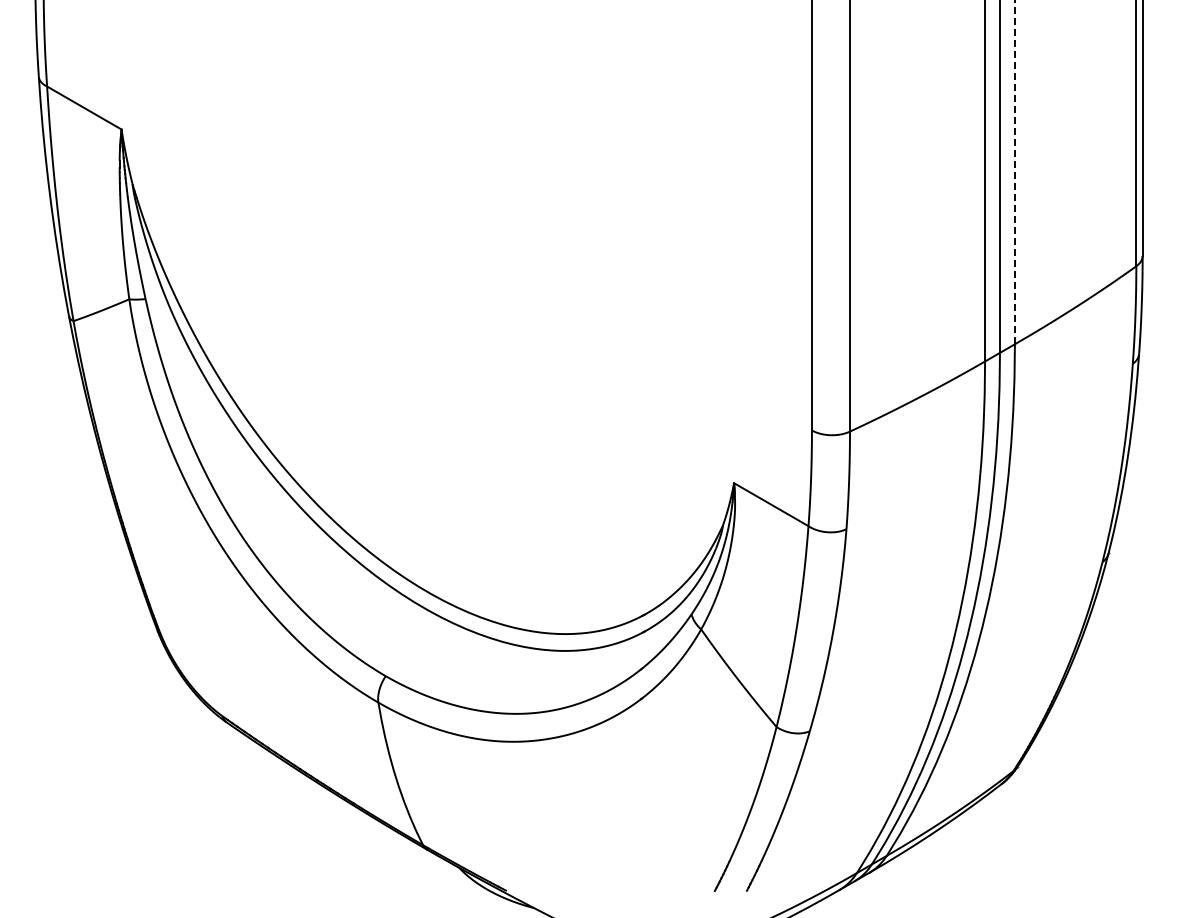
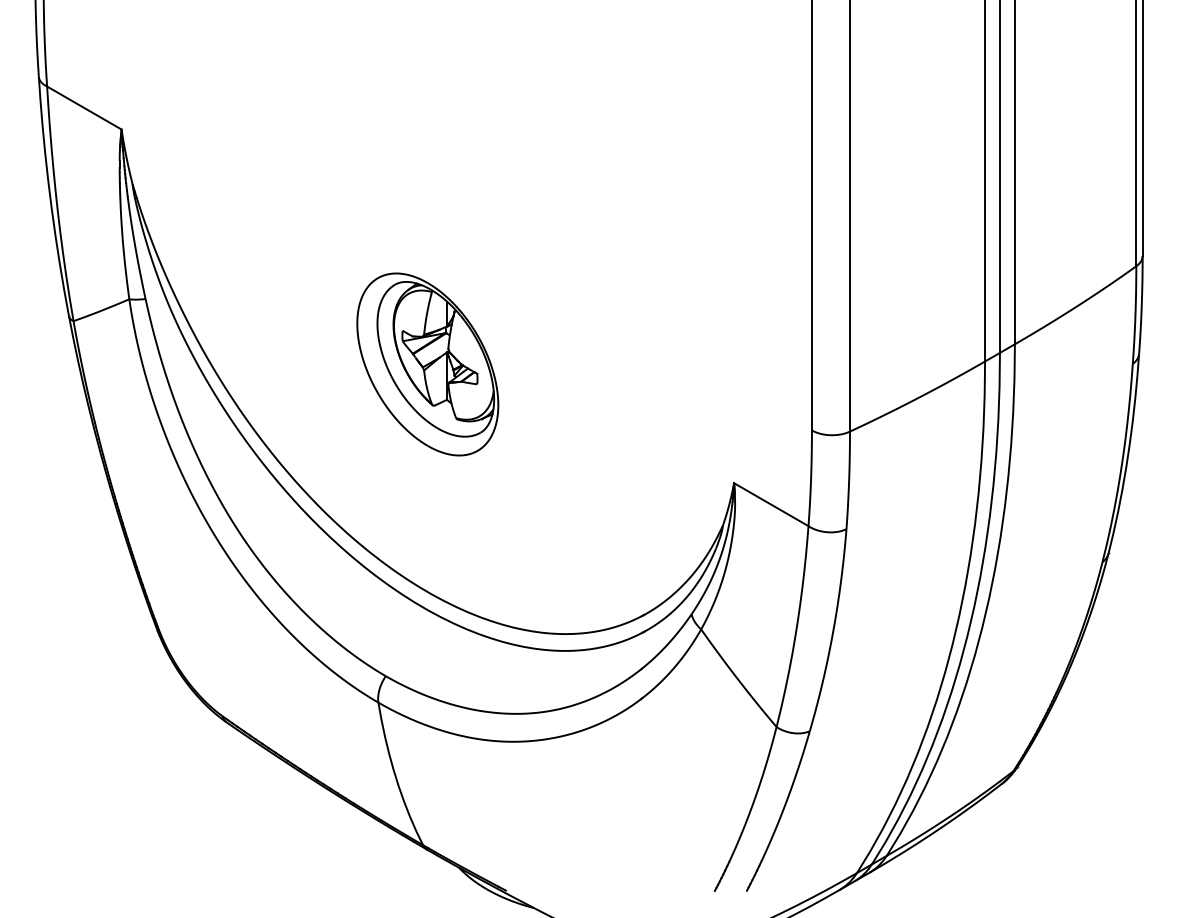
line: dashed -> solid (1014, 172)
part: none -> present (427, 364)
